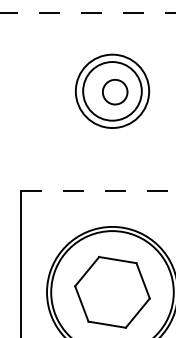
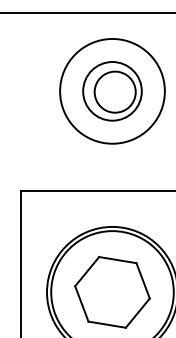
line: dashed -> solid (88, 12)
circle diameter: 73 px -> 105 px (112, 90)
circle diameter: 25 px -> 41 px (114, 91)
line: dashed -> solid (98, 190)
